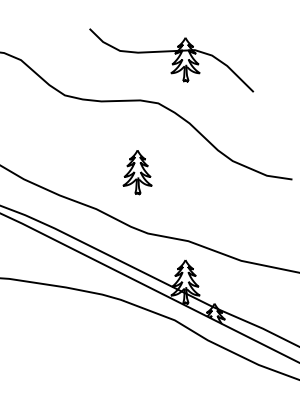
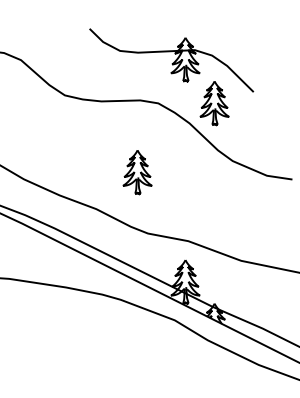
part: none -> present (214, 103)
